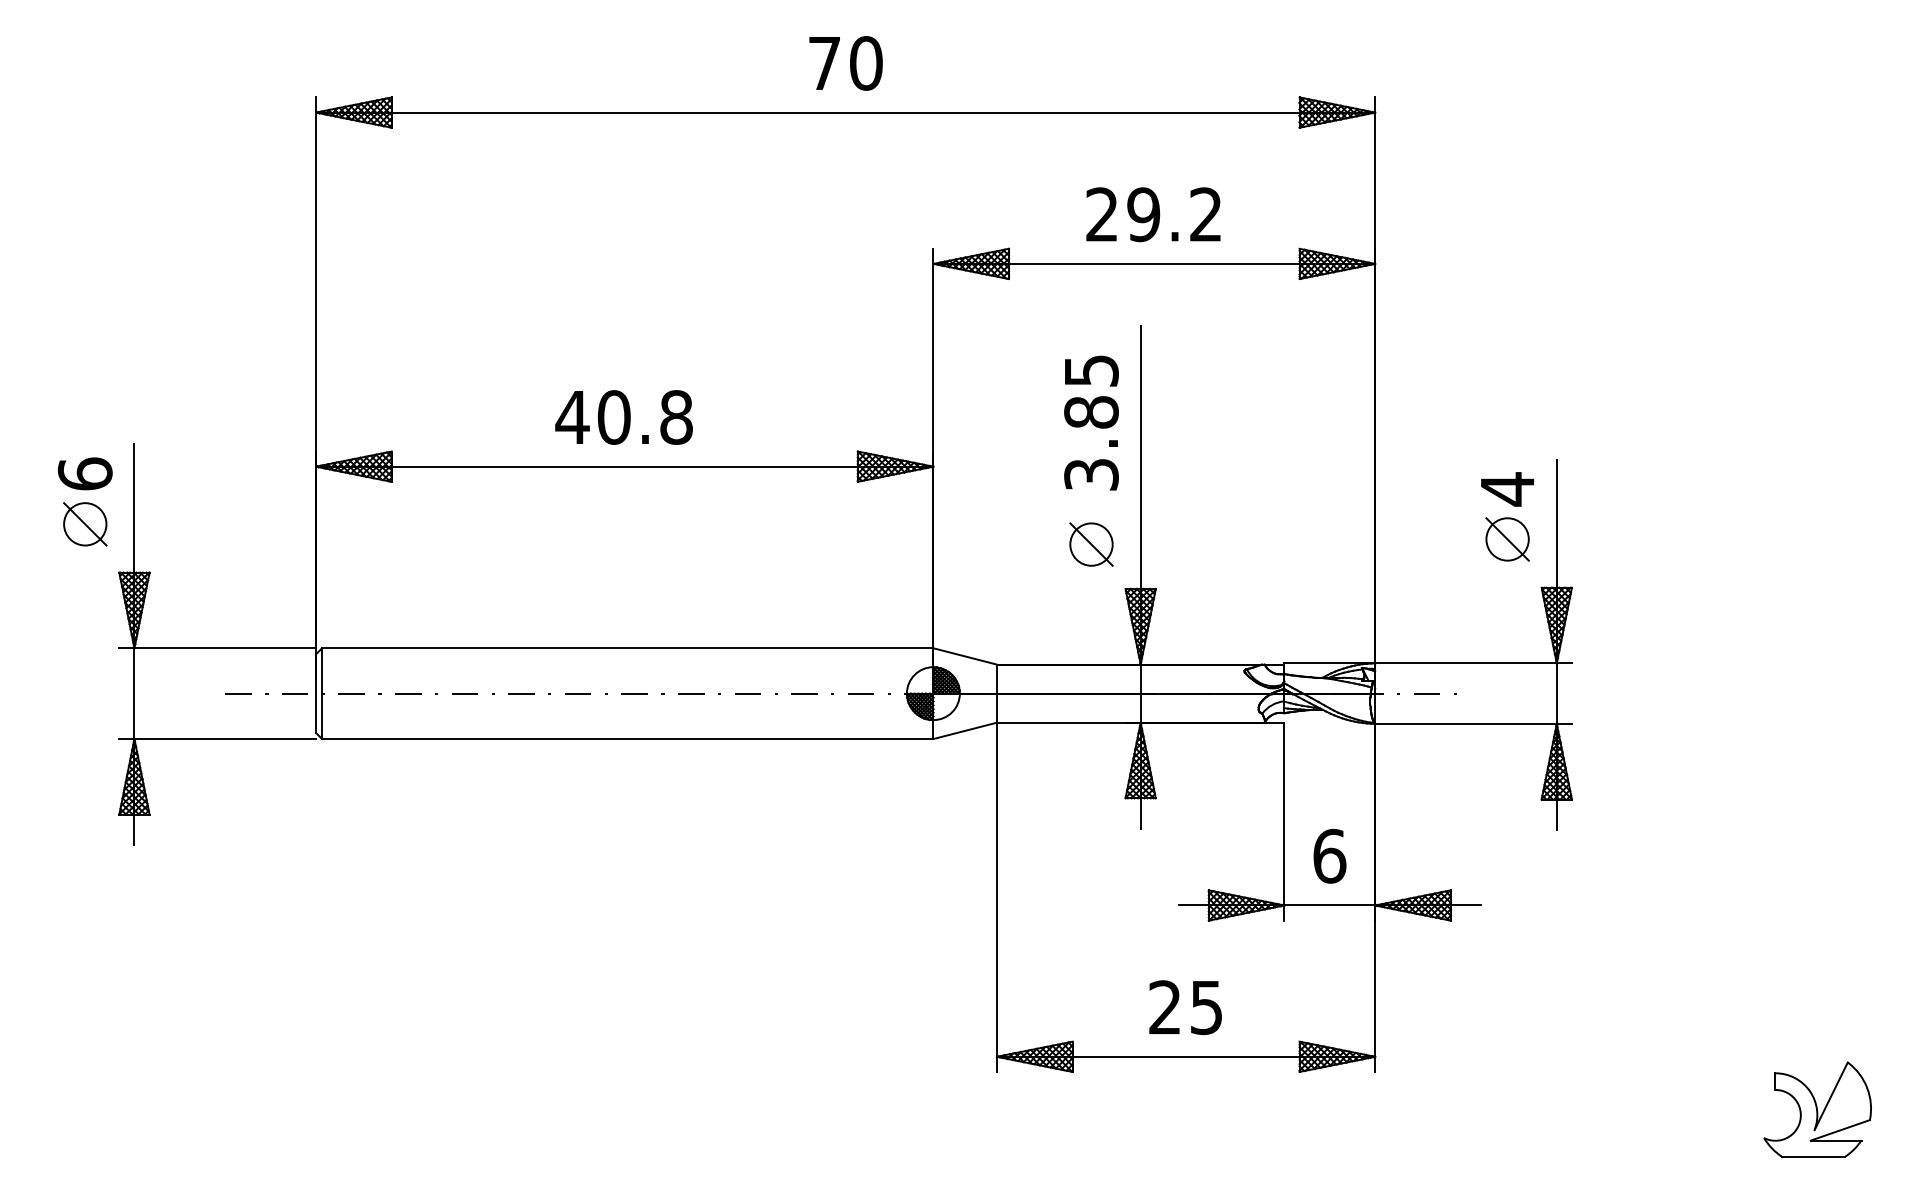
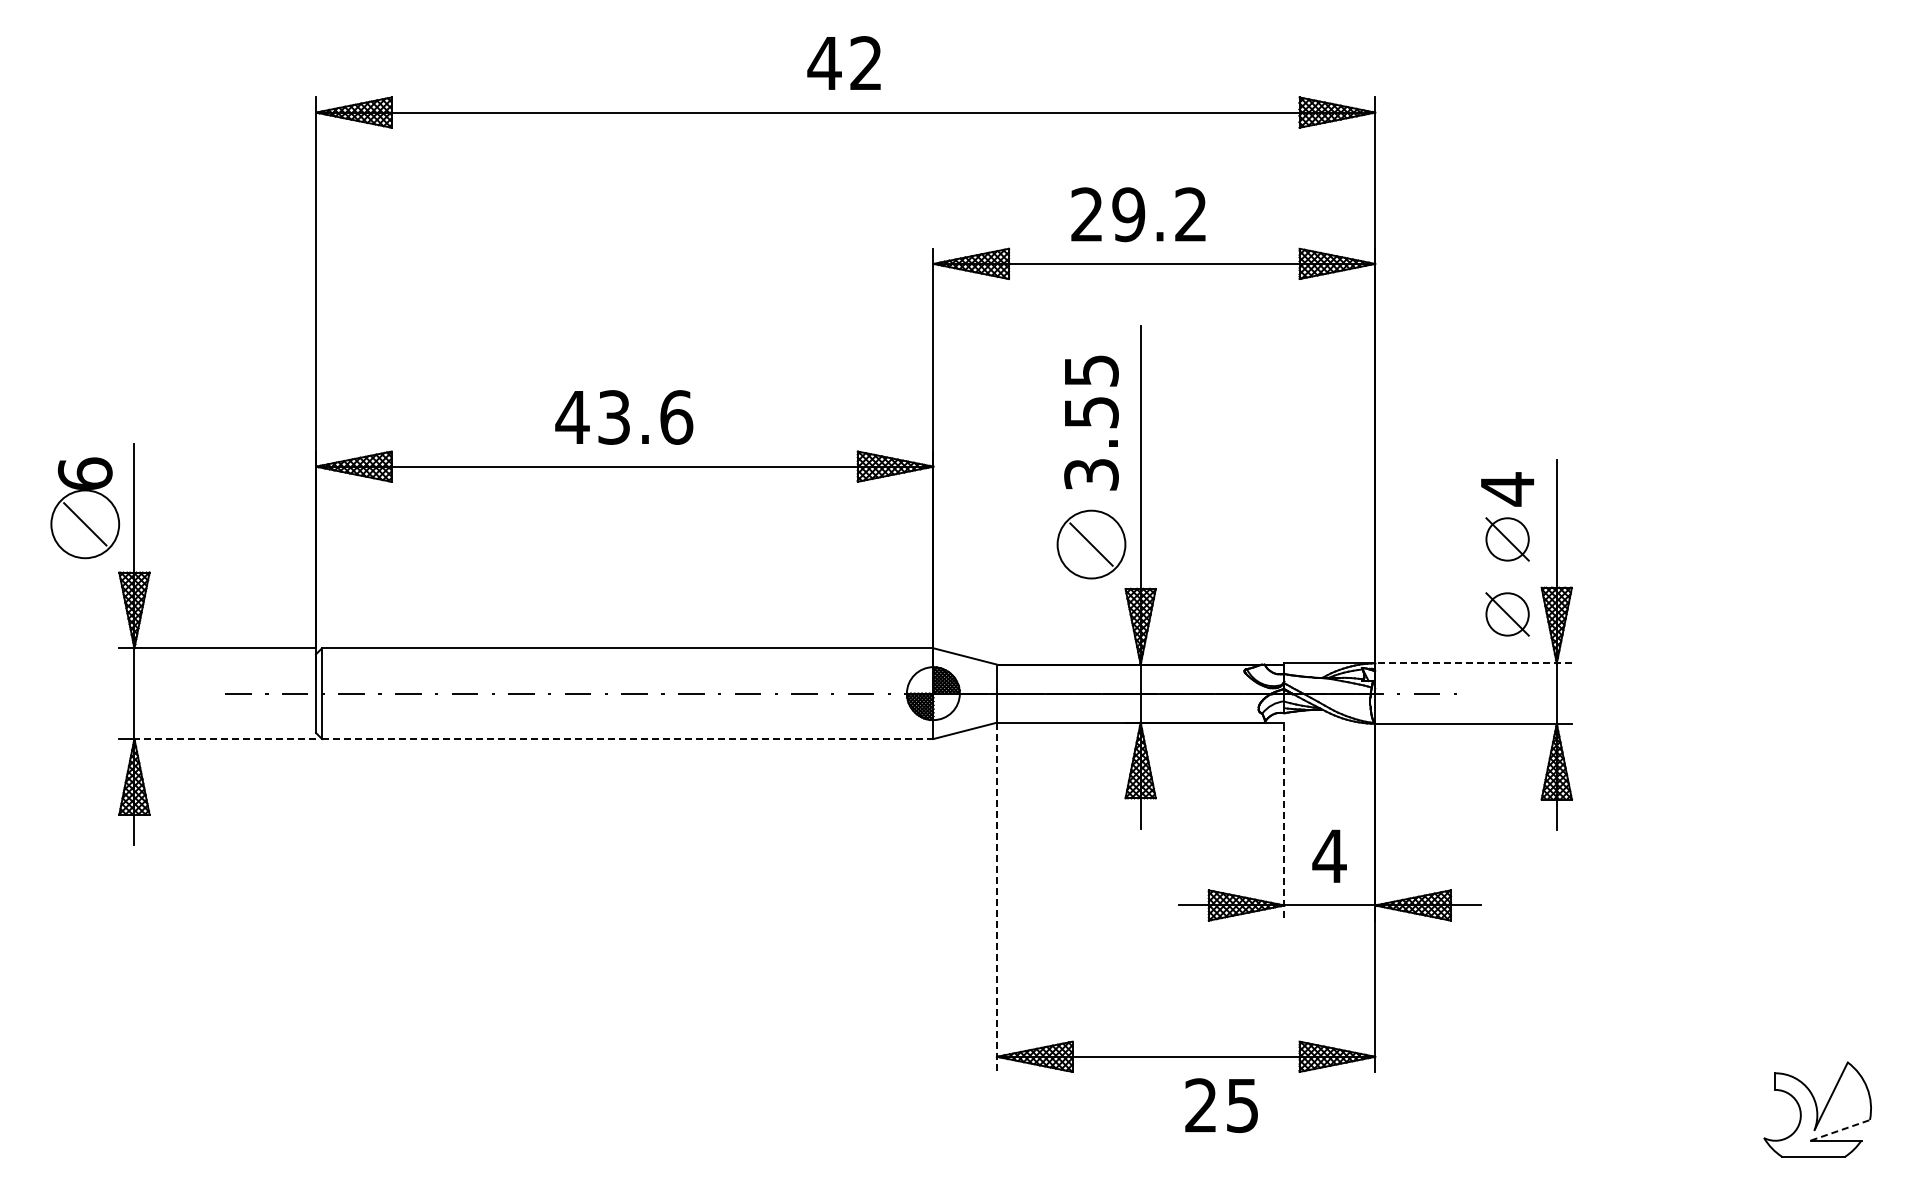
text: 70 -> 42 (844, 63)
text position: (1153, 214) -> (1138, 214) (1138, 214)
text: 3.85 -> 3.55 (1091, 412)
text: 40.8 -> 43.6 (645, 417)
circle diameter: 42 px -> 68 px (85, 524)
circle diameter: 42 px -> 68 px (1091, 544)
part: none -> present (1507, 614)
line: solid -> dashed (1473, 663)
line: solid -> dashed (225, 739)
line: solid -> dashed (627, 739)
line: solid -> dashed (1284, 822)
text: 6 -> 4 (1329, 855)
line: solid -> dashed (996, 897)
text position: (1185, 1007) -> (1221, 1105) (1221, 1105)
line: solid -> dashed (1840, 1130)
